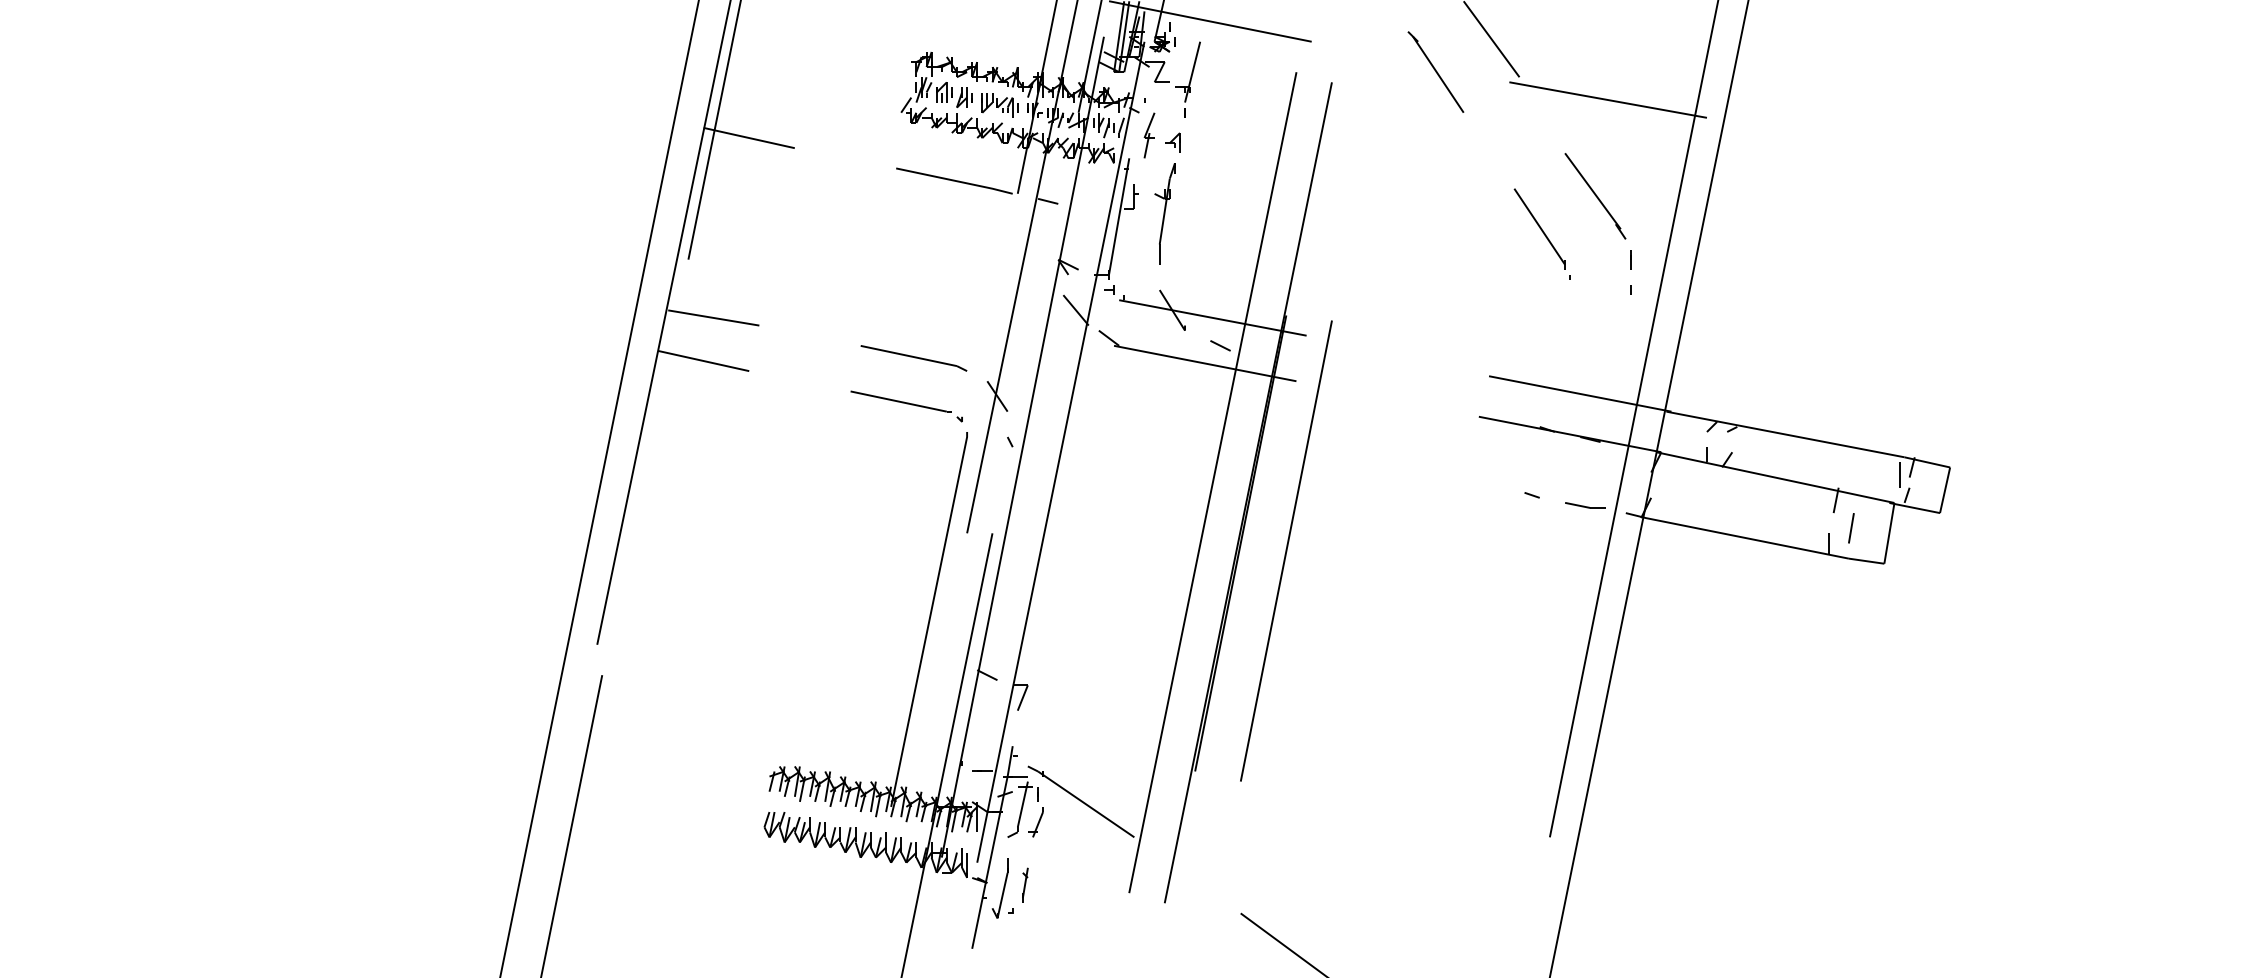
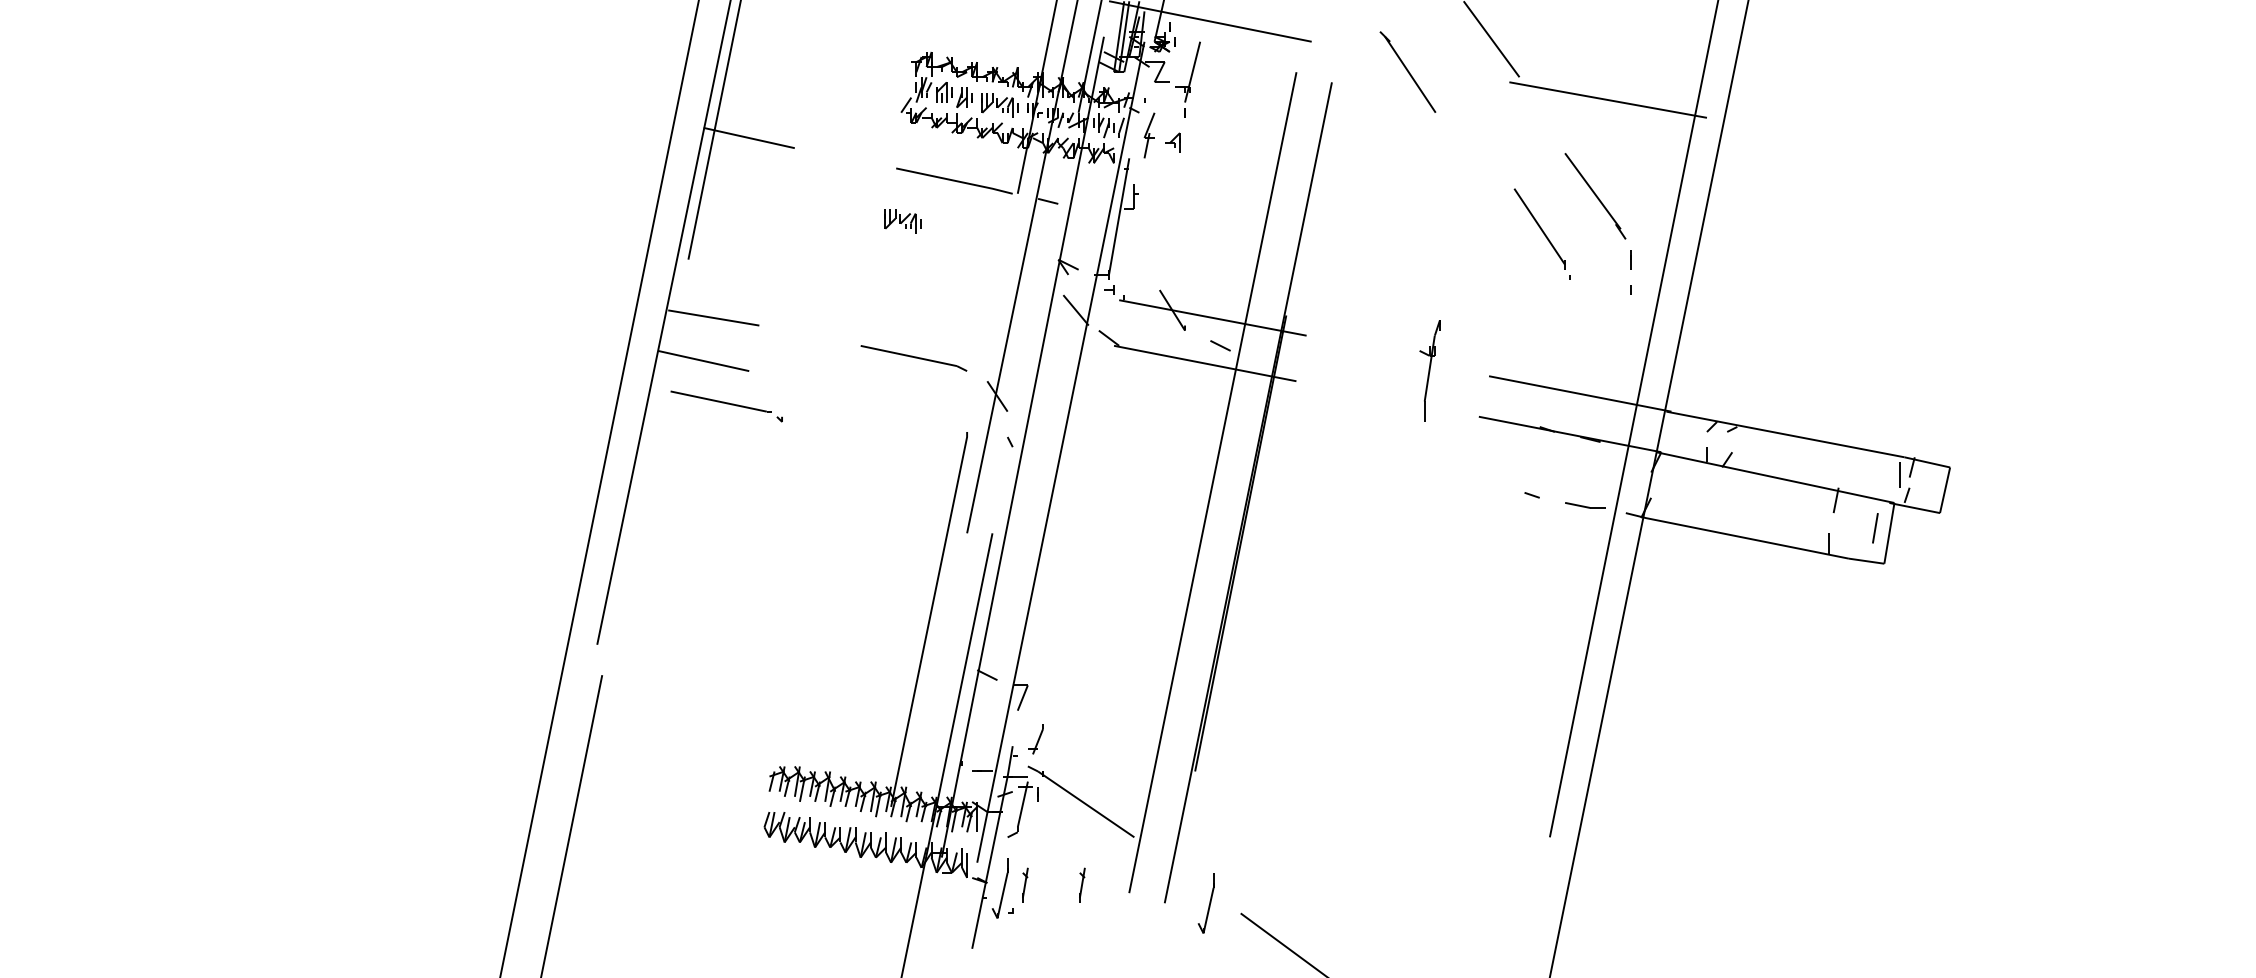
part position: (1435, 71) -> (1407, 71) (1407, 71)
part position: (1164, 213) -> (1429, 370) (1429, 370)
part: none -> present (902, 221)
part position: (906, 406) -> (726, 406) (726, 406)
line position: (1851, 528) -> (1875, 528) (1875, 528)
line: present -> none (1286, 550)
part position: (1035, 822) -> (1035, 739) (1035, 739)
part: none -> present (1082, 884)
part: none -> present (1205, 903)
